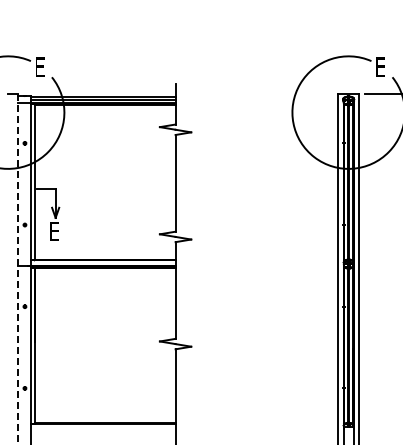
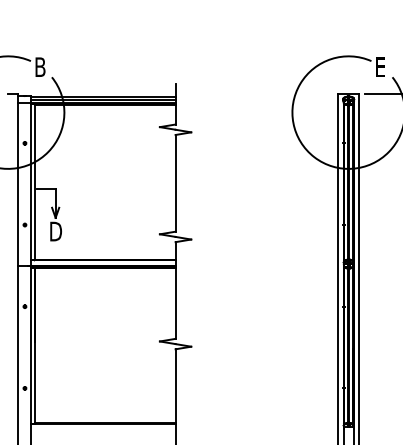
text: E -> B (40, 66)
text: E -> D (56, 231)
line: dashed -> solid (18, 268)
